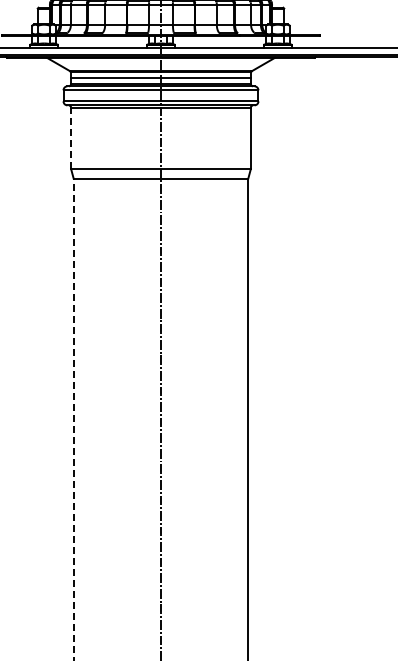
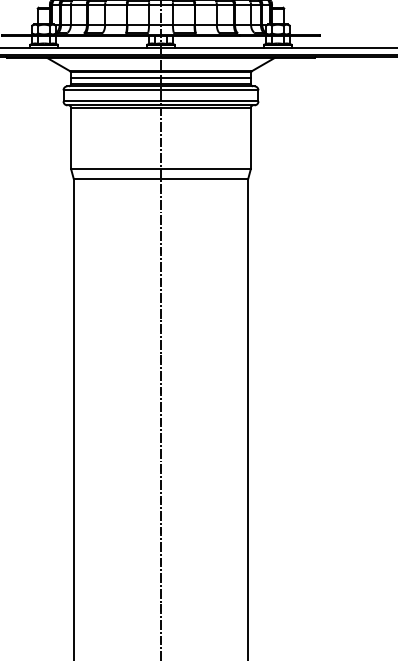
line: dashed -> solid (71, 138)
line: dashed -> solid (73, 419)
